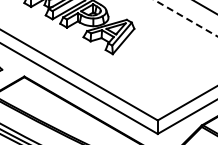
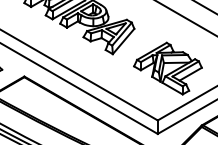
line: dashed -> solid (186, 18)
part: none -> present (167, 68)
